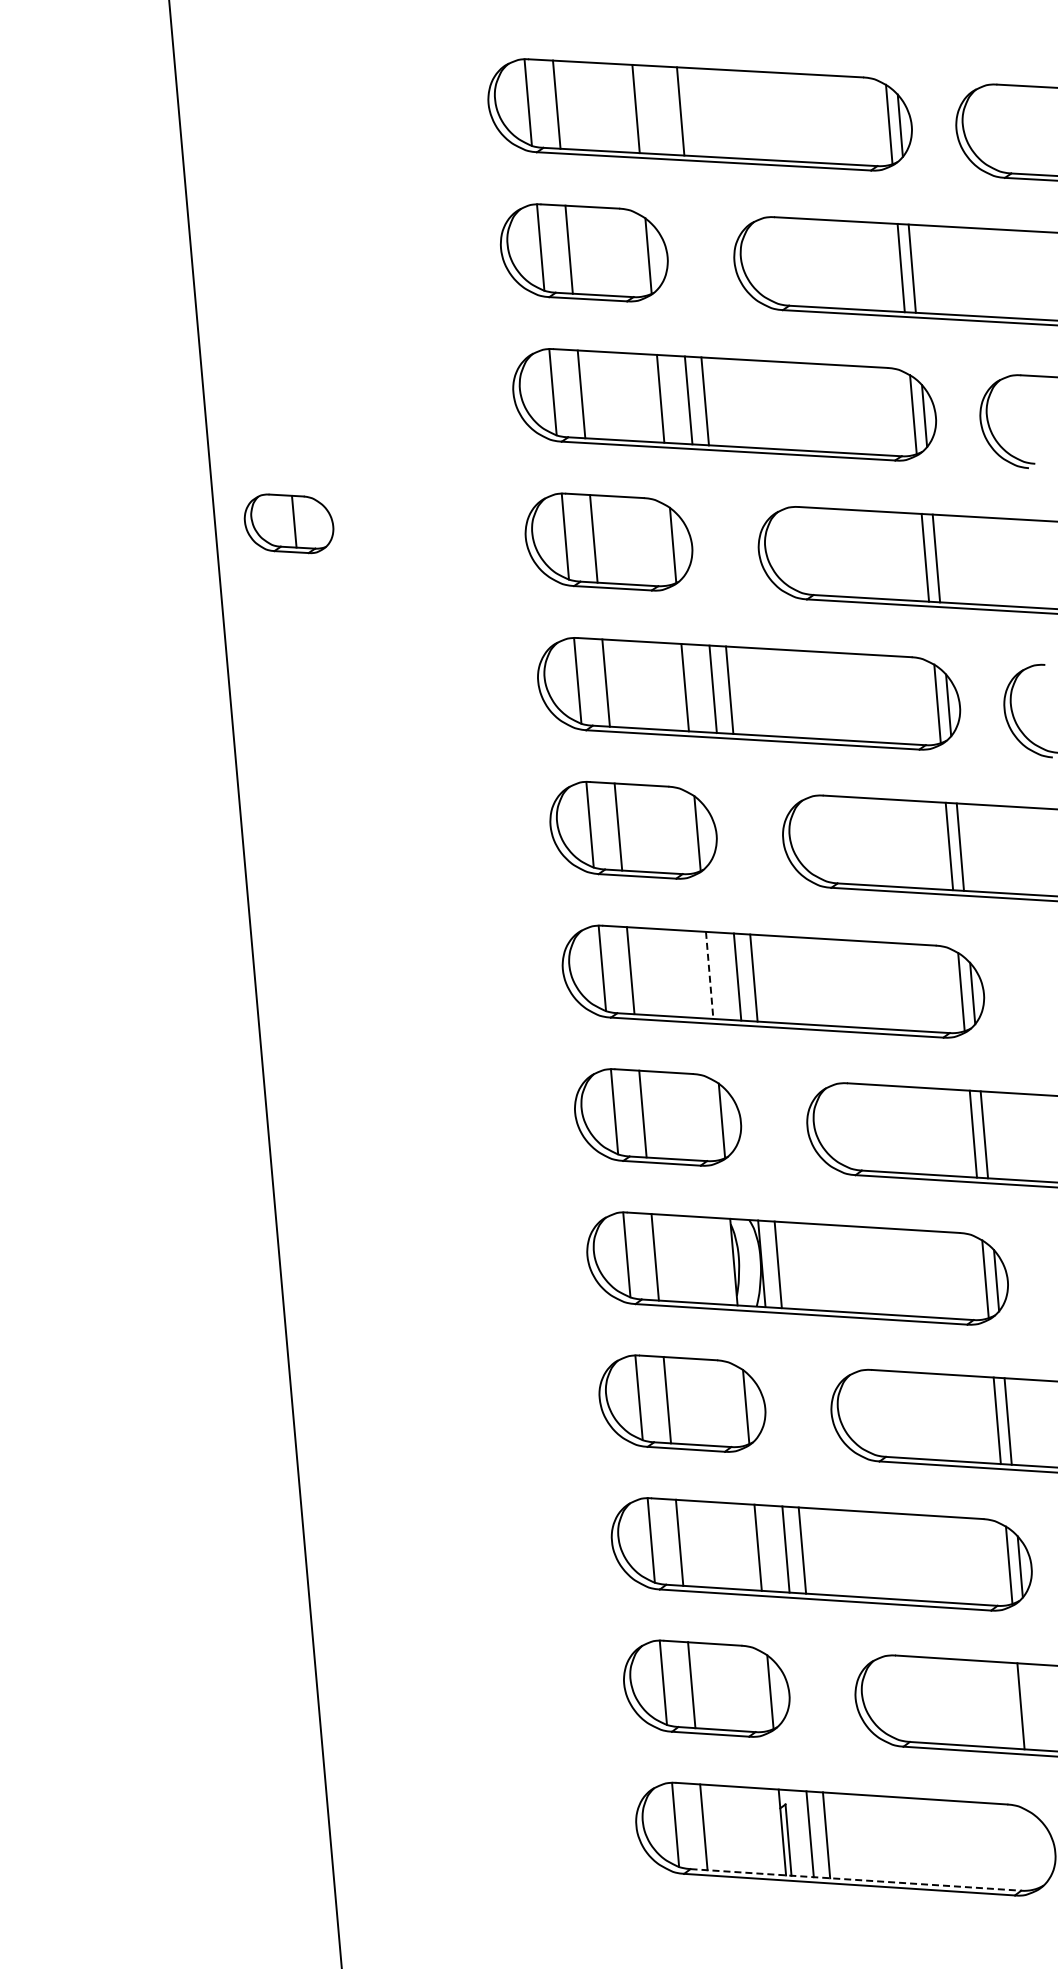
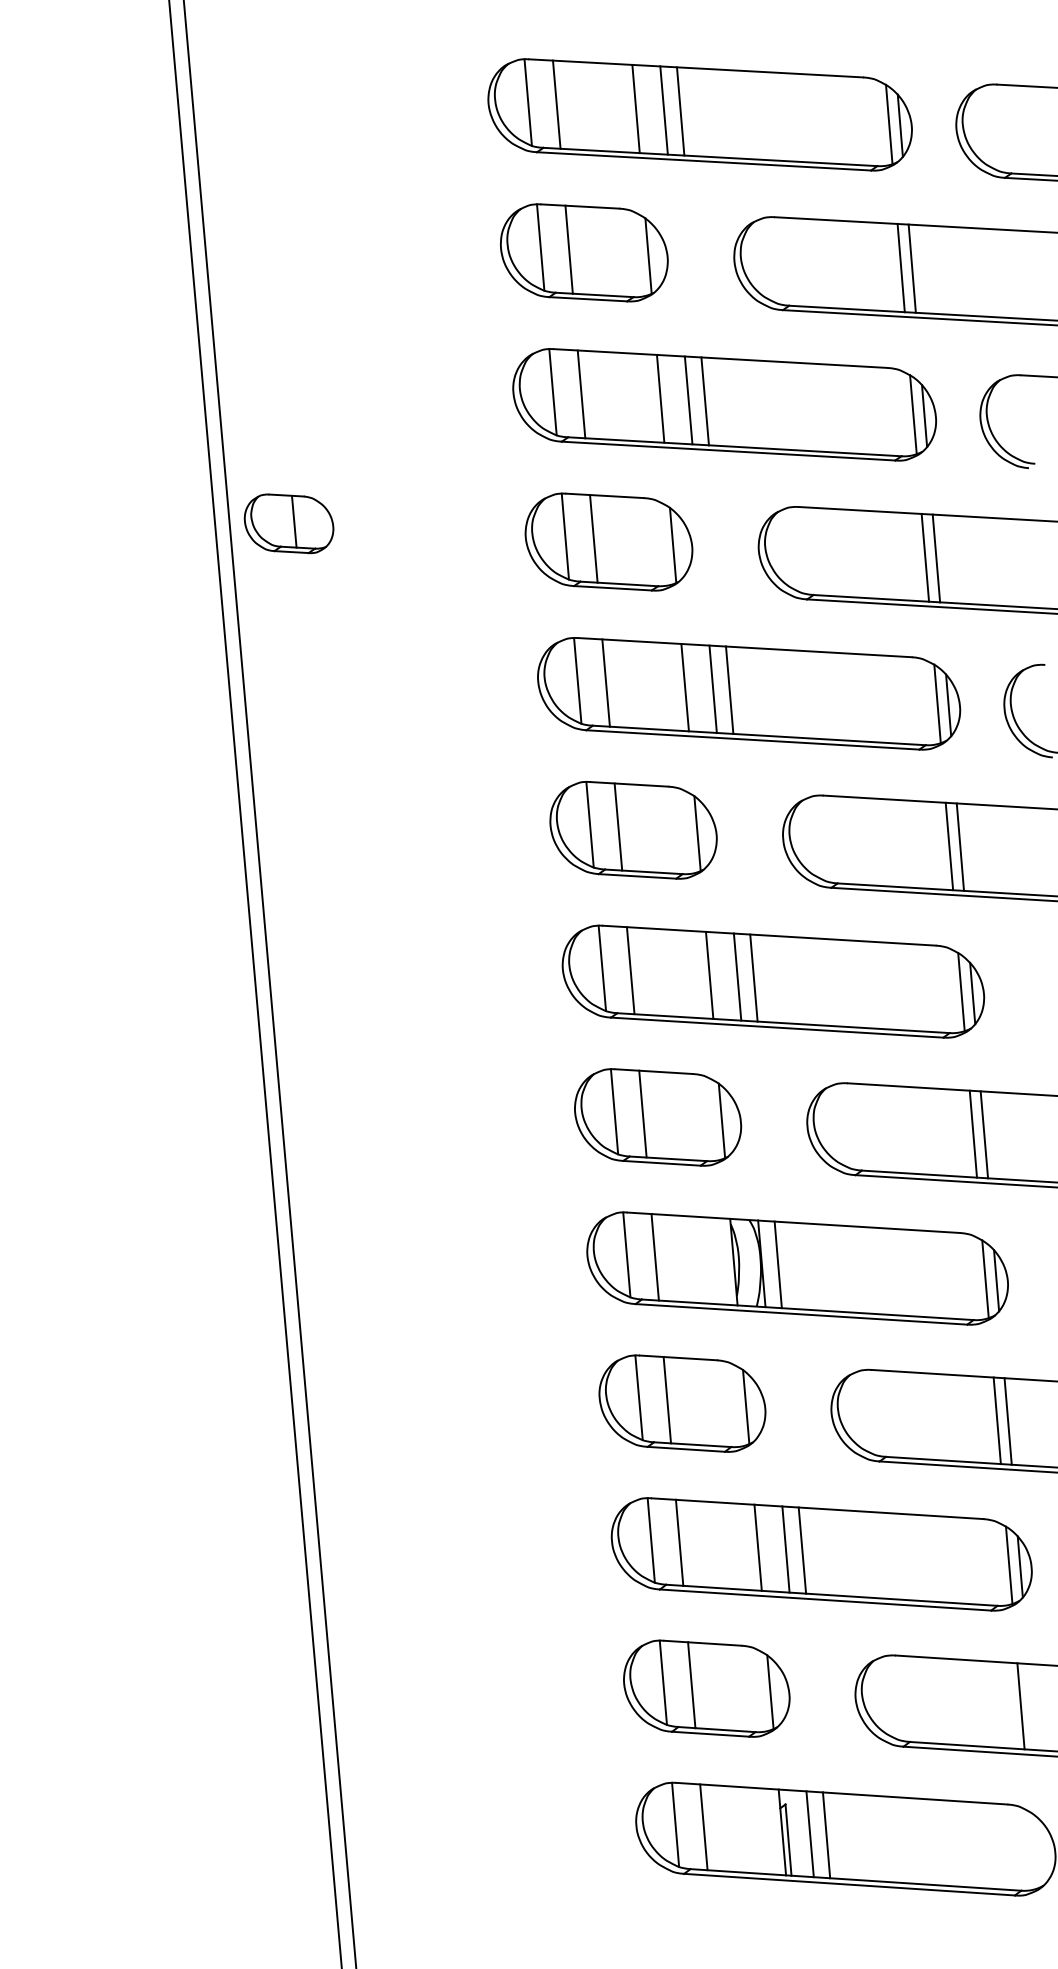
line: none -> present (663, 110)
line: dashed -> solid (709, 975)
line: none -> present (269, 983)
line: dashed -> solid (855, 1879)
